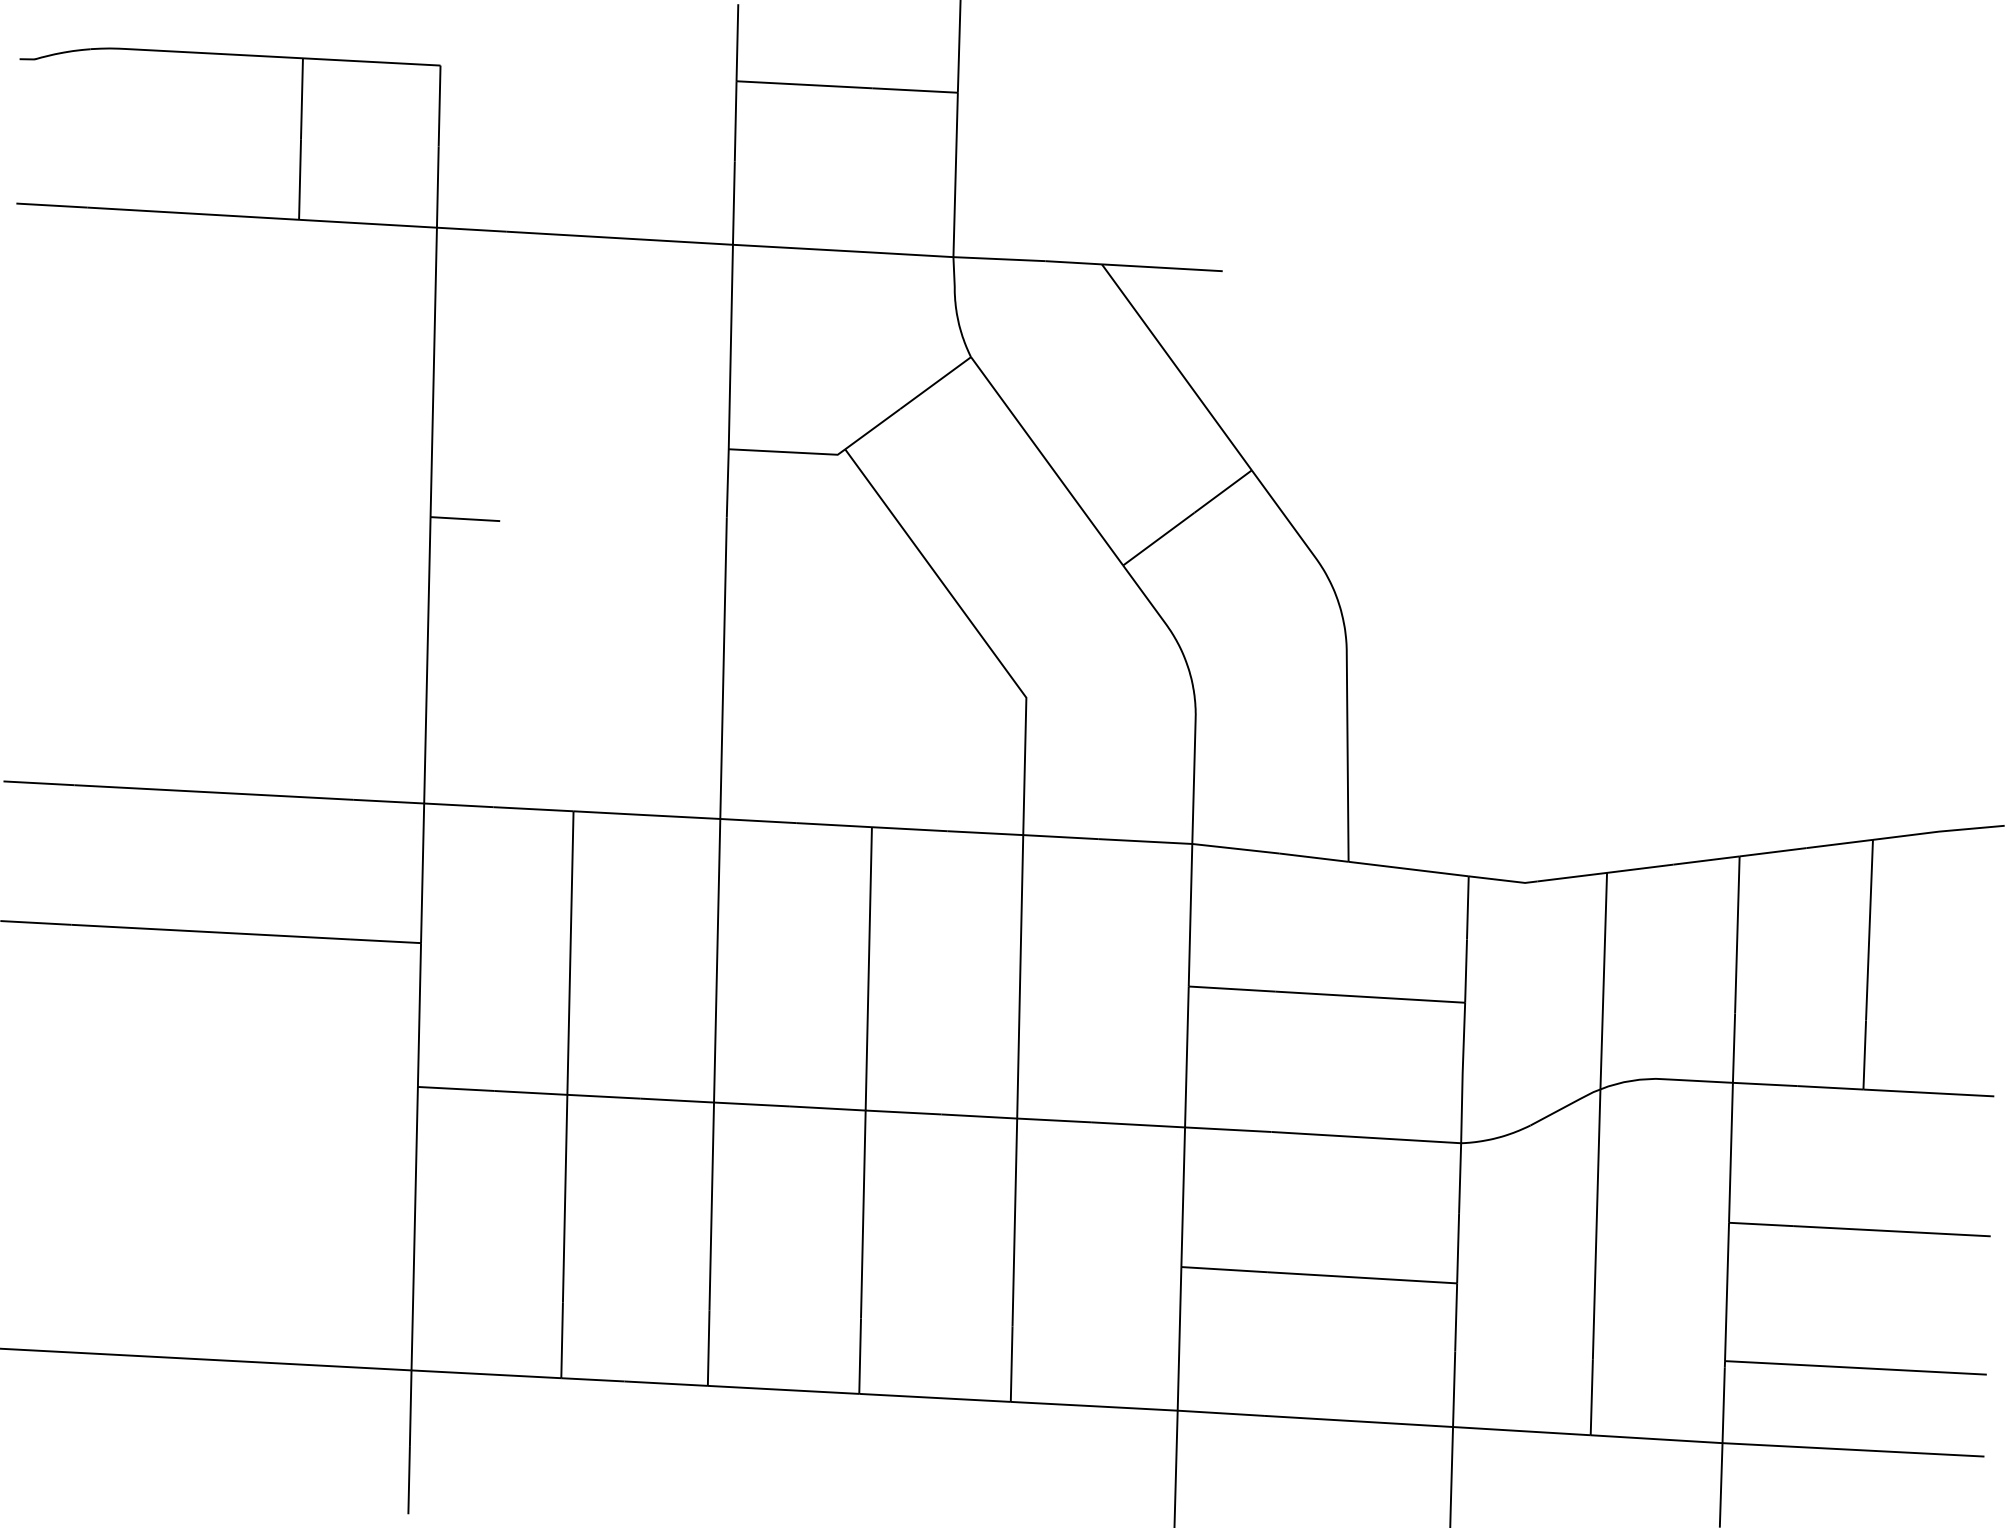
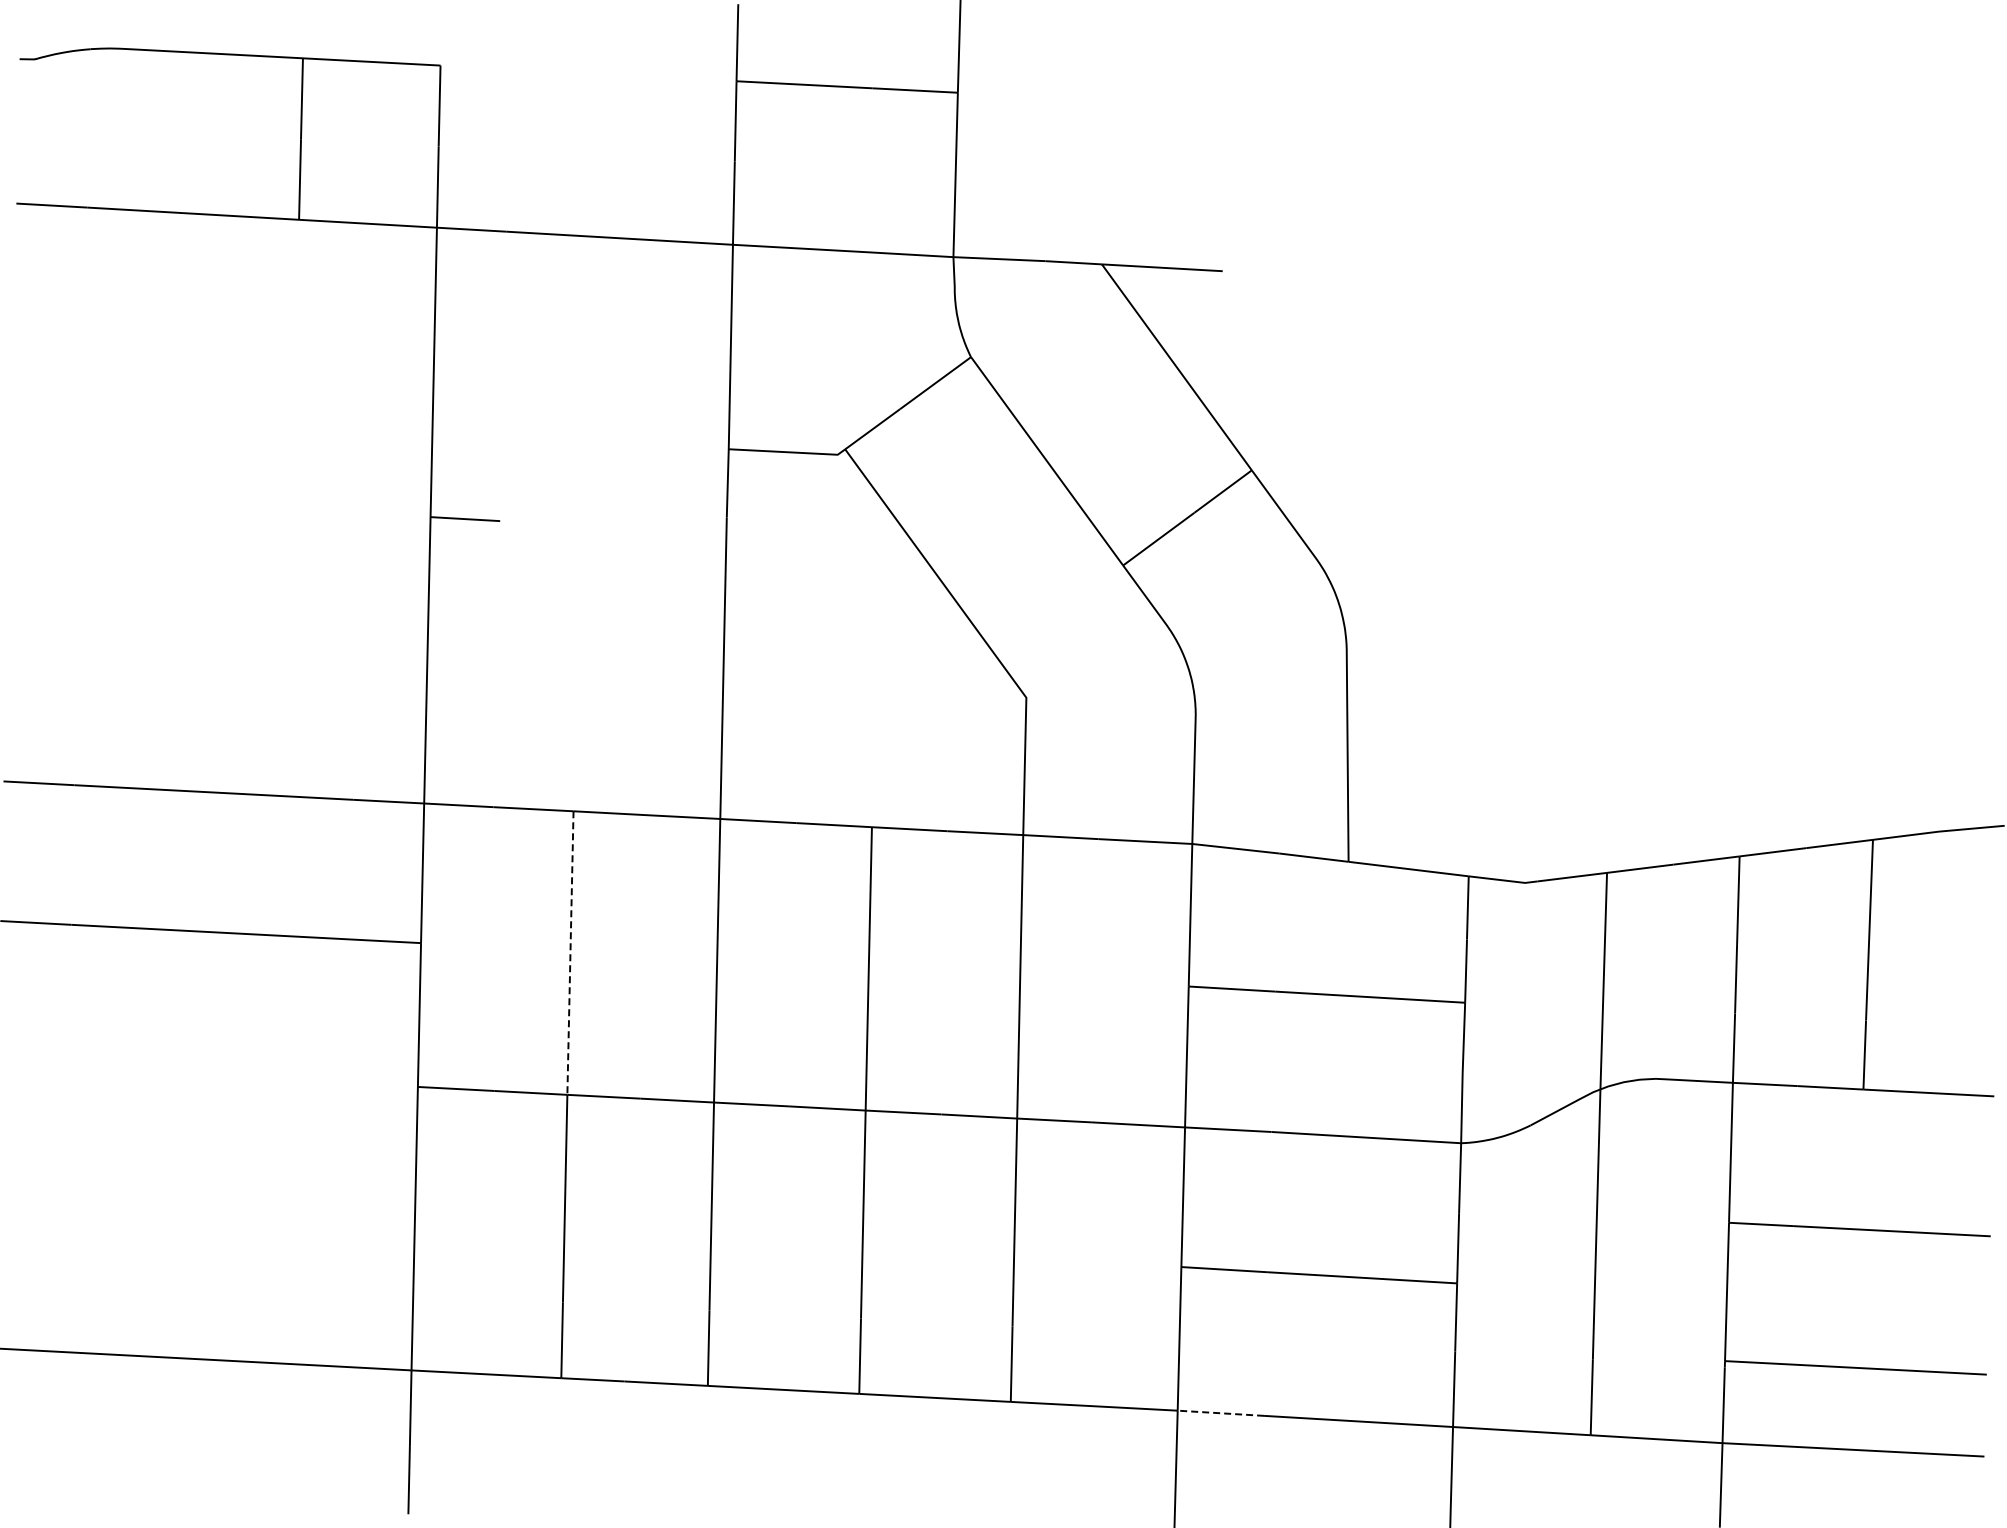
line: solid -> dashed (570, 953)
line: solid -> dashed (1220, 1413)
